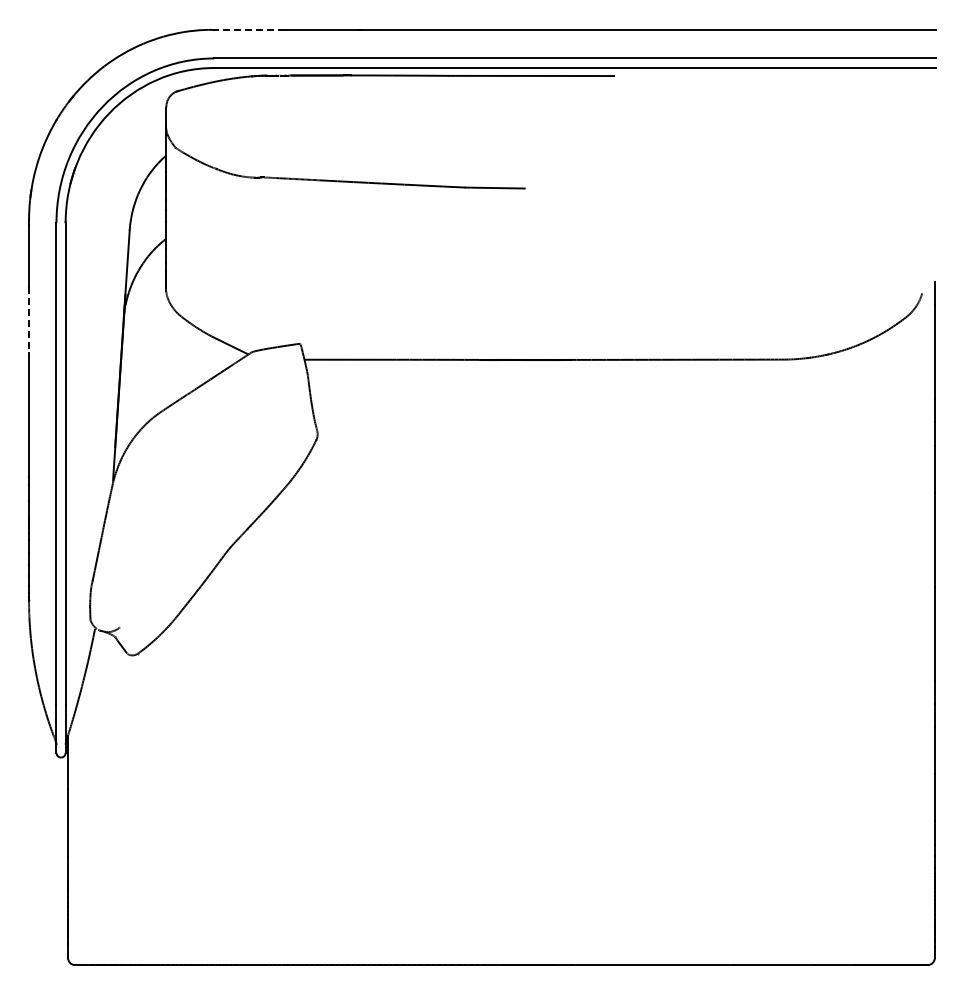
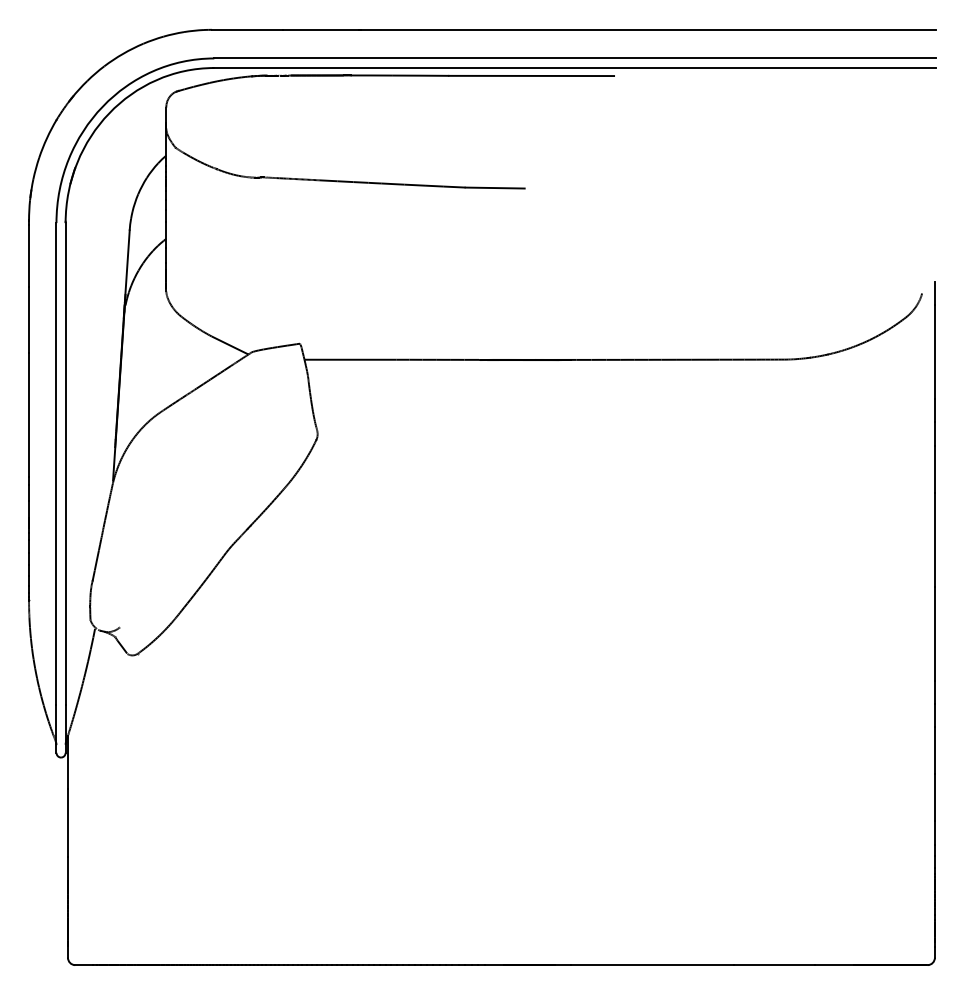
line: dashed -> solid (247, 29)
line: dashed -> solid (29, 319)
